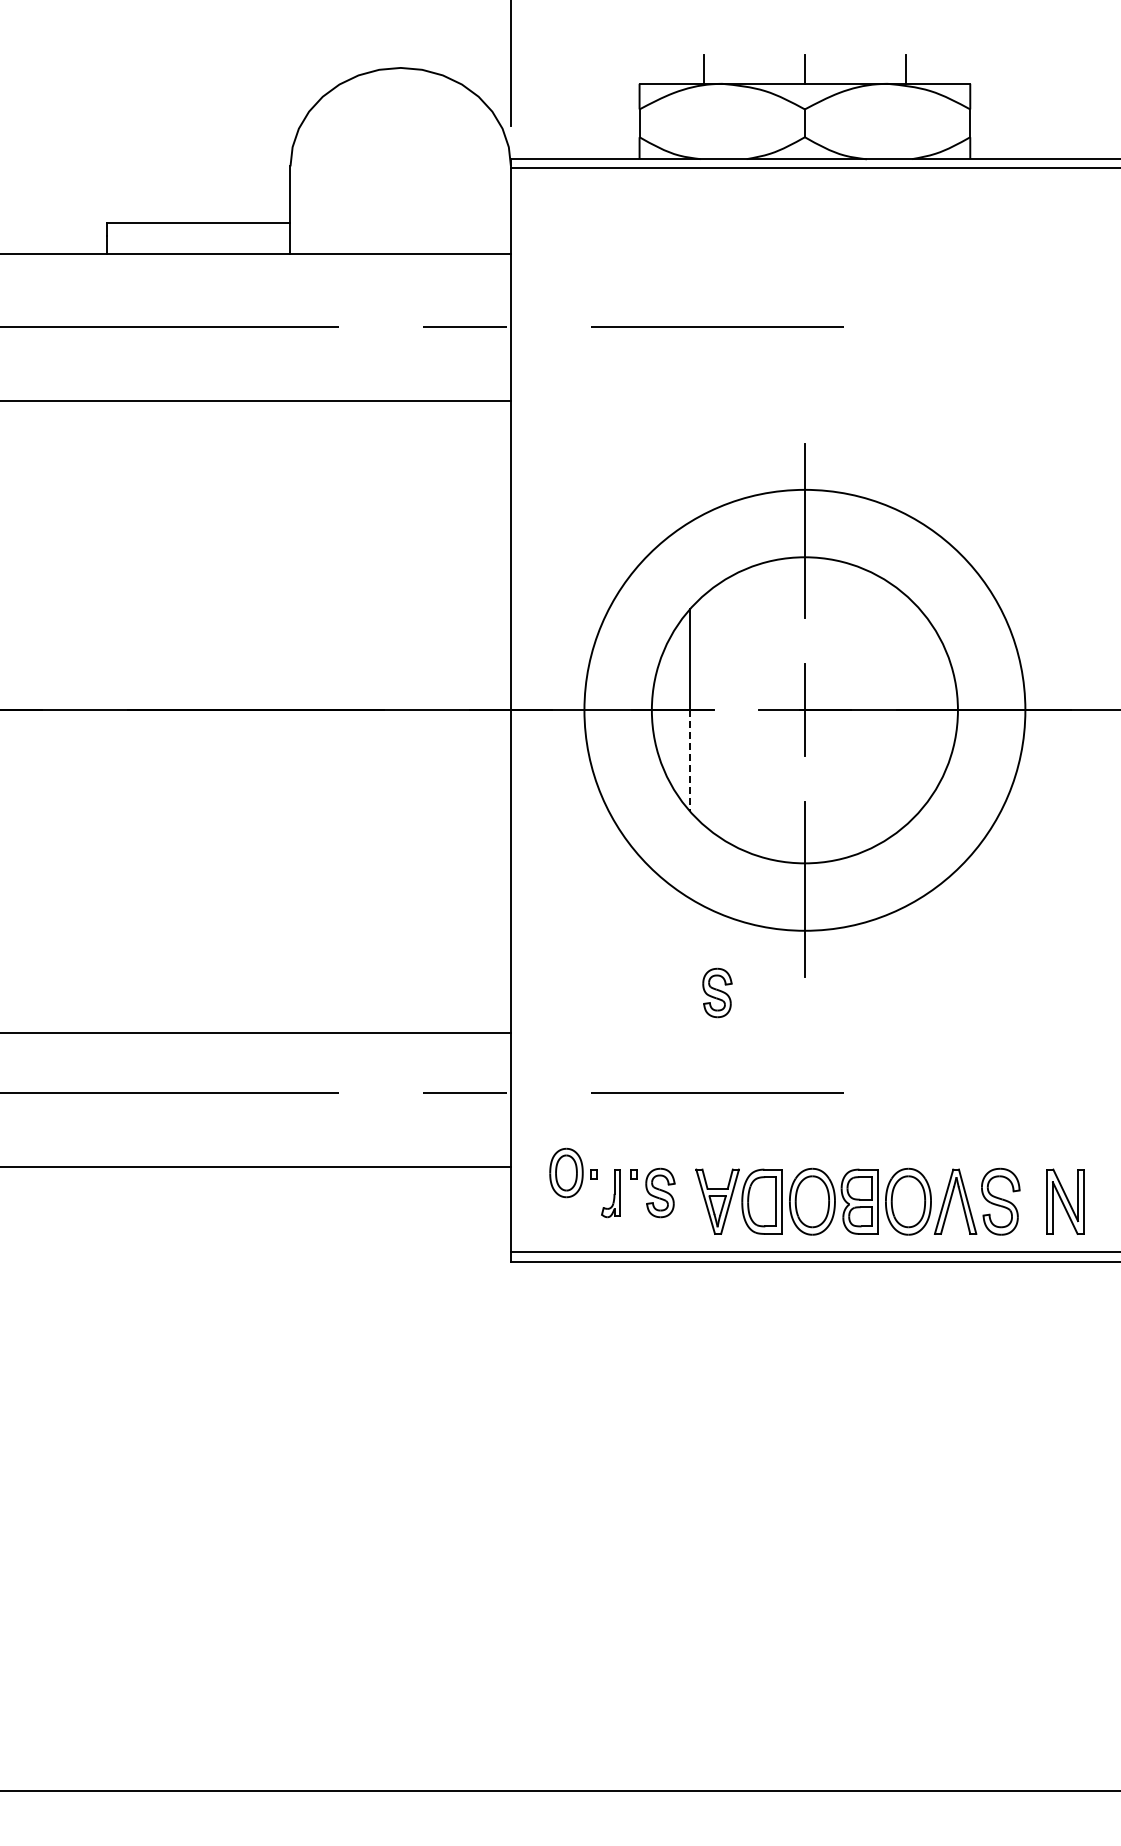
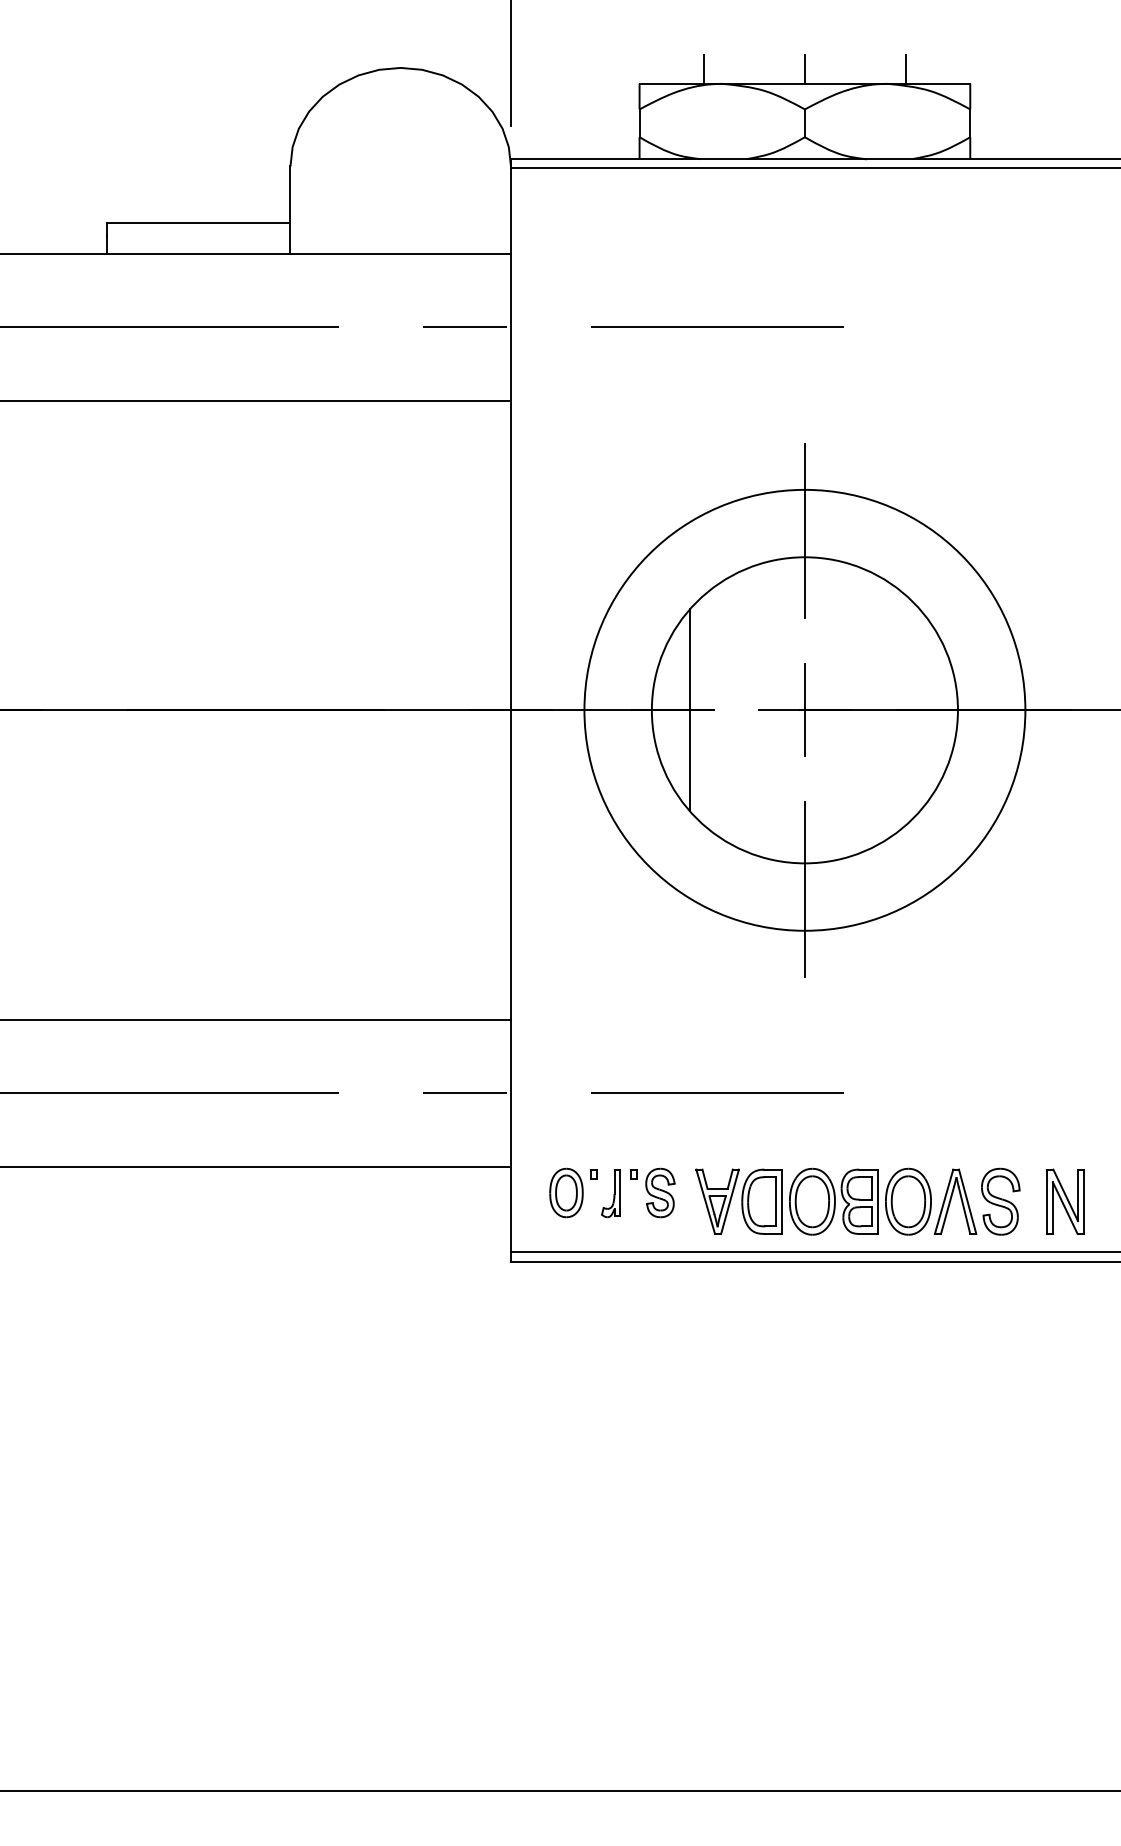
line: dashed -> solid (689, 761)
part: present -> none (717, 992)
line position: (256, 1032) -> (256, 1019) (256, 1019)
part position: (566, 1172) -> (566, 1192) (566, 1192)
